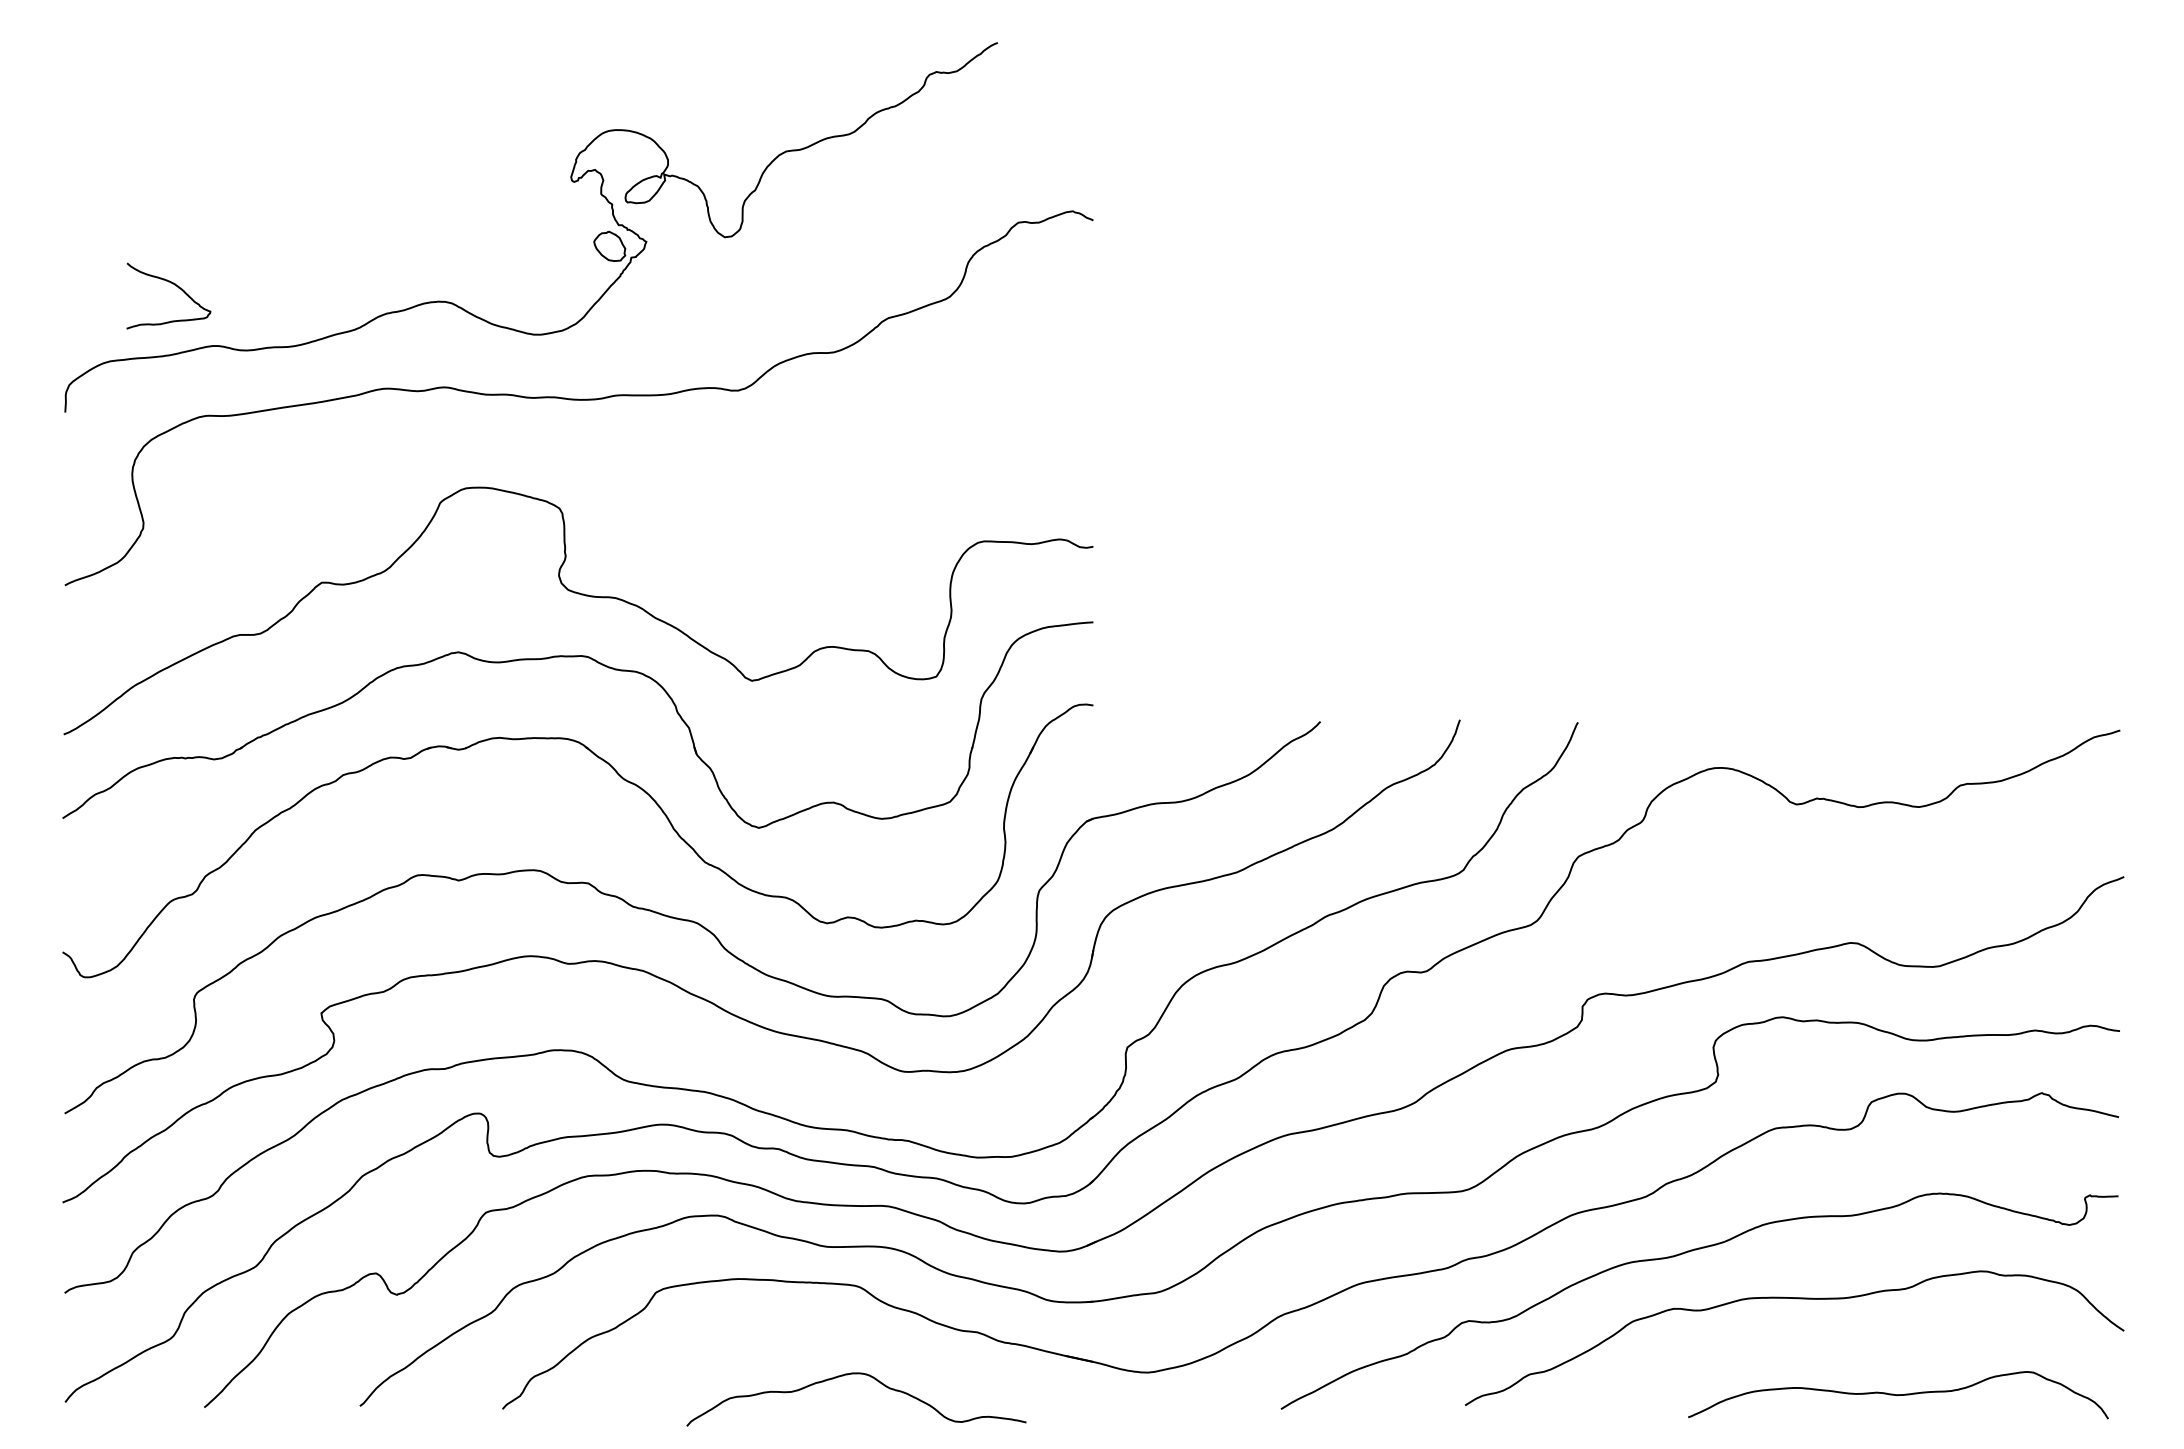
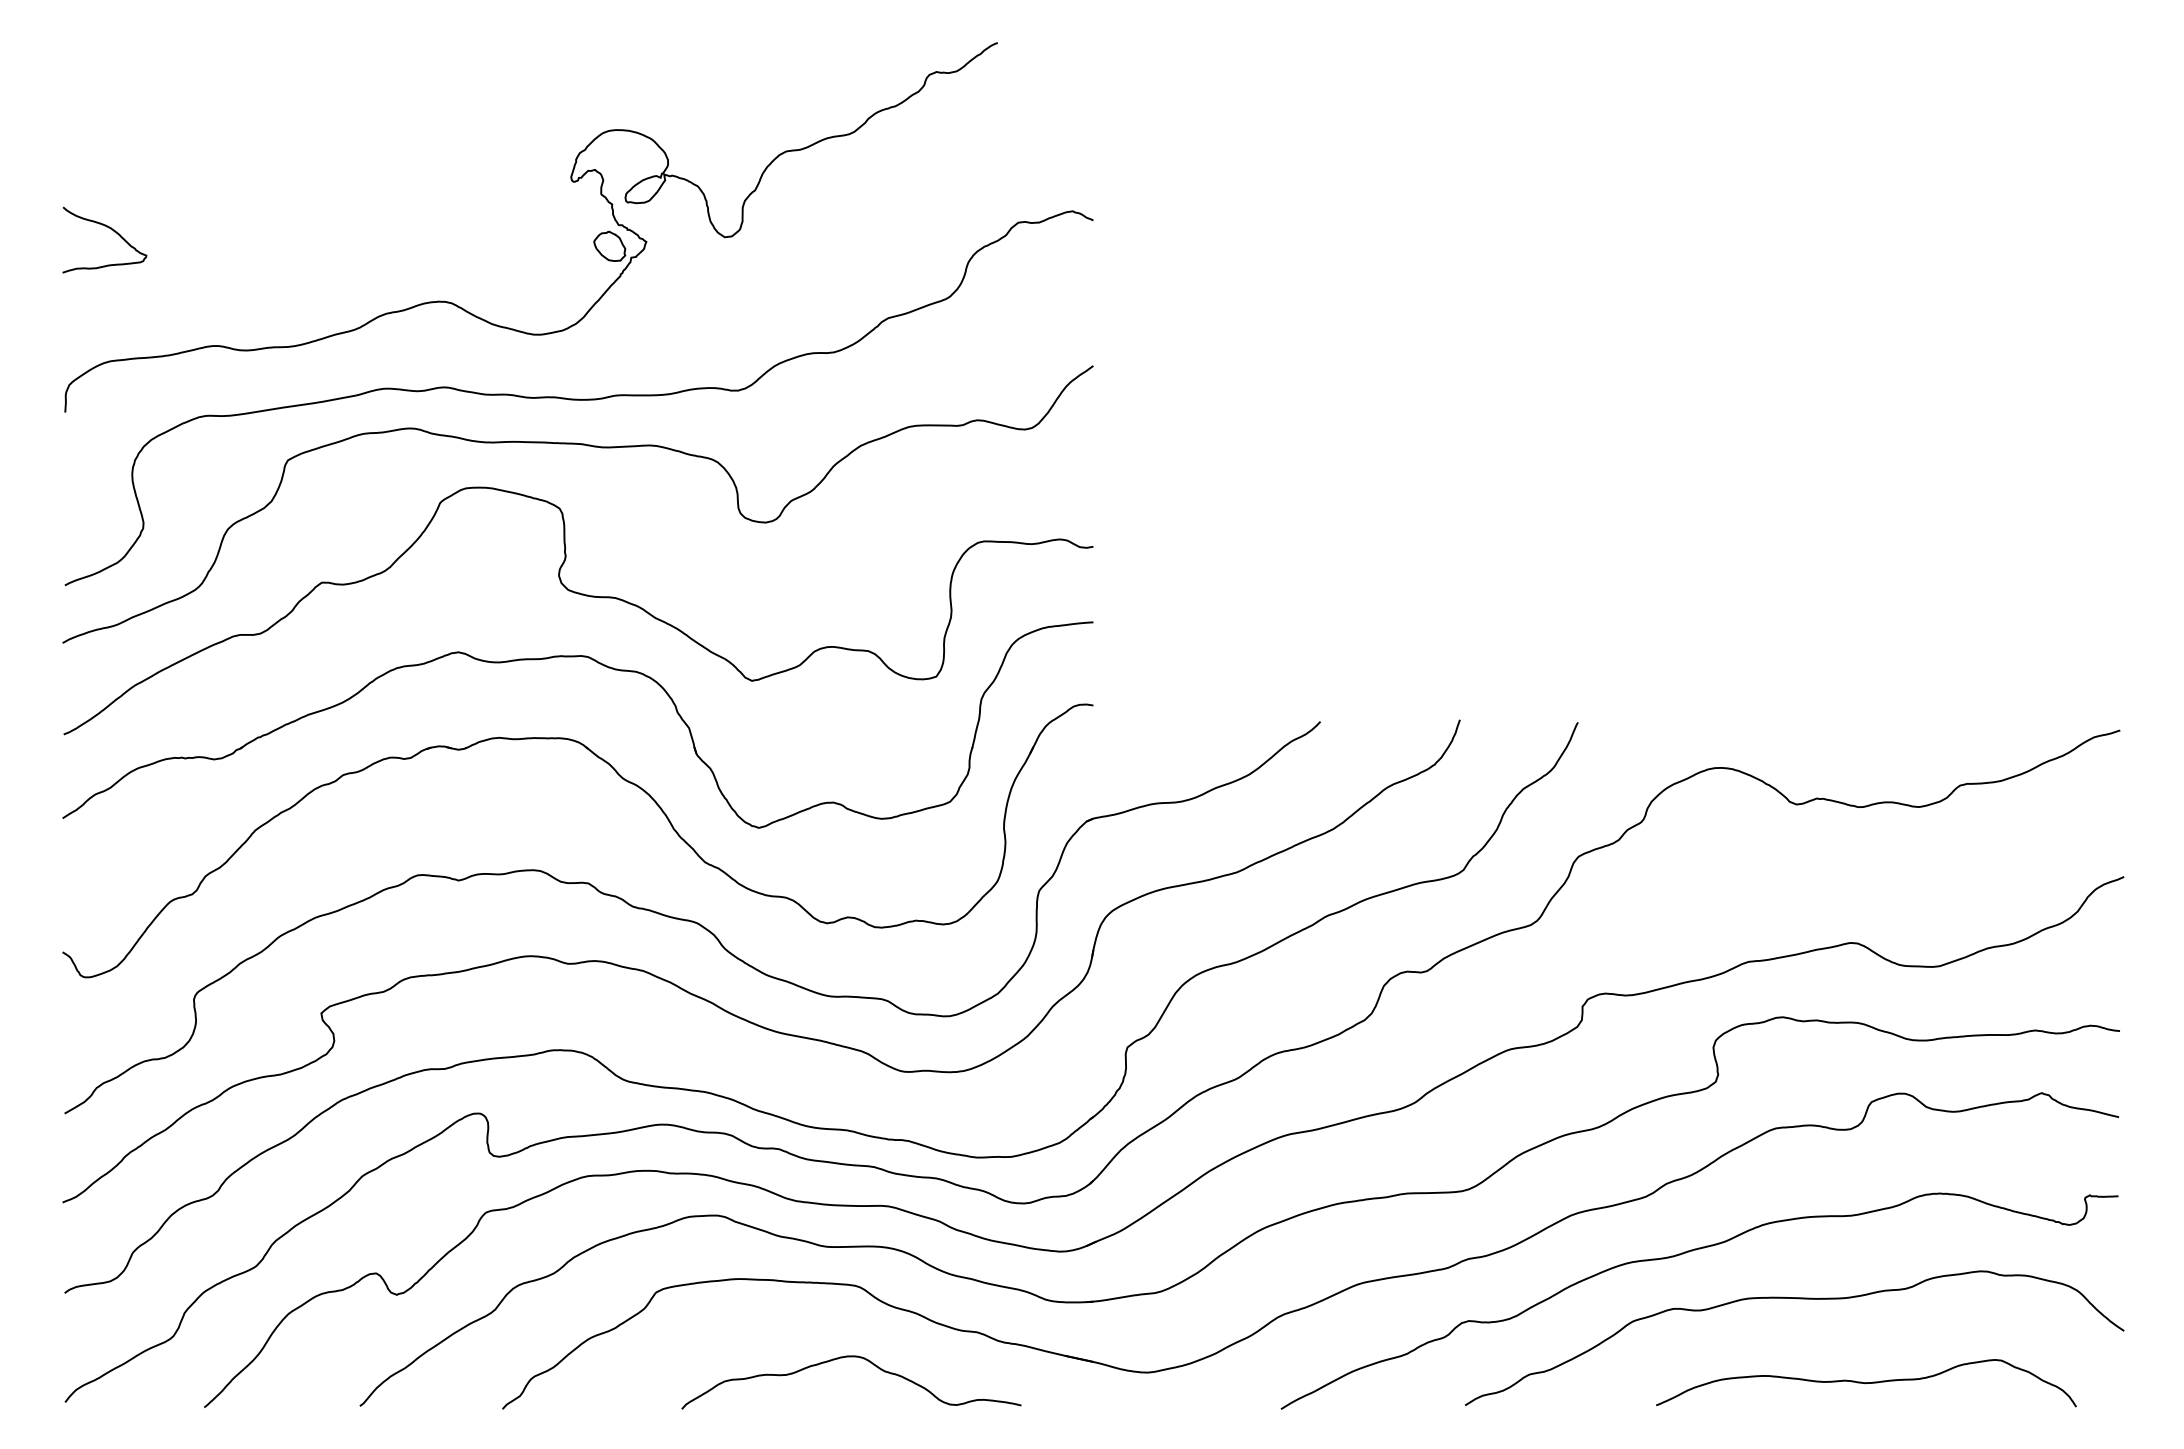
curve position: (174, 285) -> (110, 229) (110, 229)
curve: none -> present (587, 446)
curve position: (856, 1374) -> (851, 1357) (851, 1357)
curve position: (1898, 1395) -> (1866, 1383) (1866, 1383)
